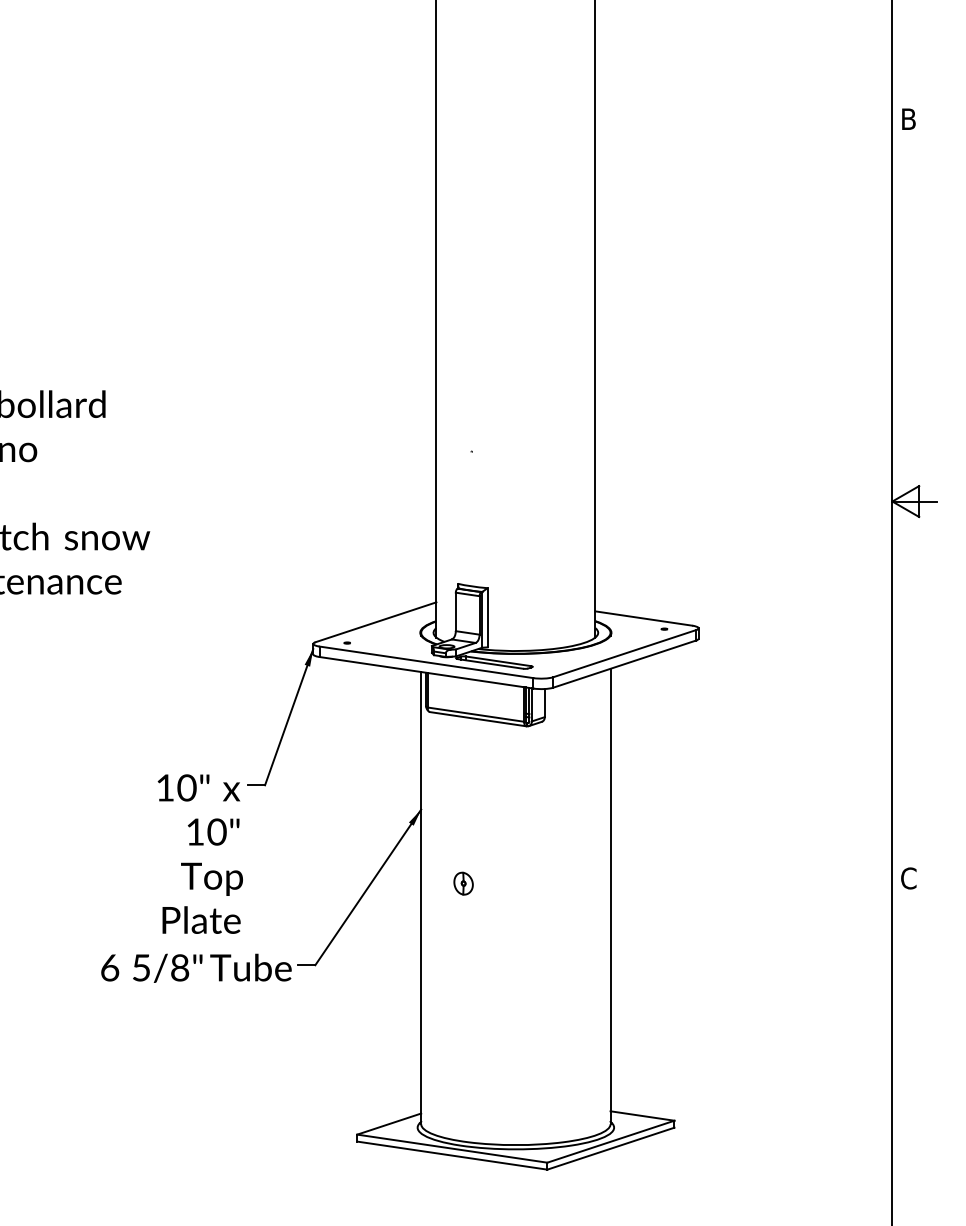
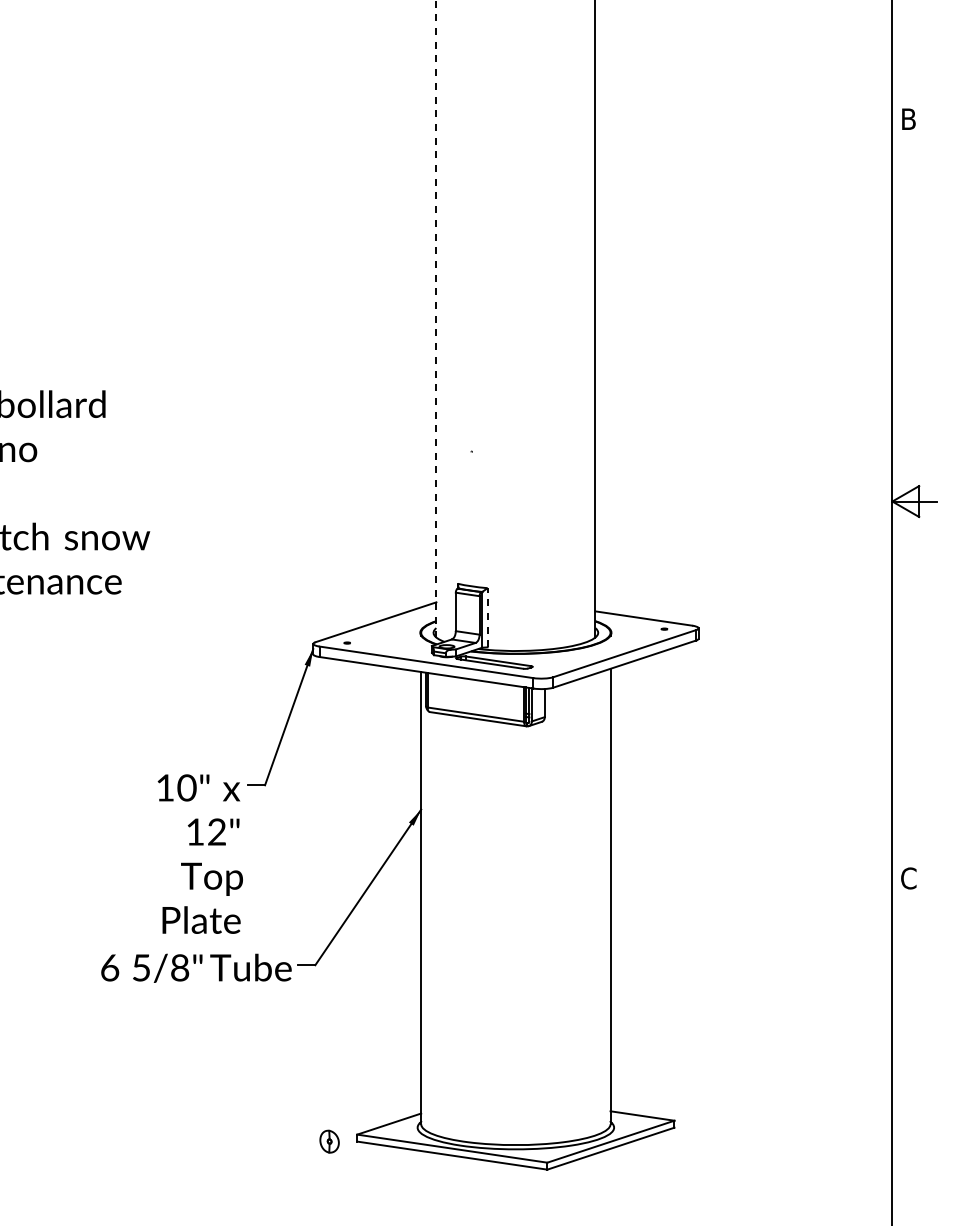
line: solid -> dashed (436, 319)
line: solid -> dashed (487, 617)
text: 10" -> 12" (216, 832)
part position: (463, 883) -> (329, 1141) (329, 1141)
